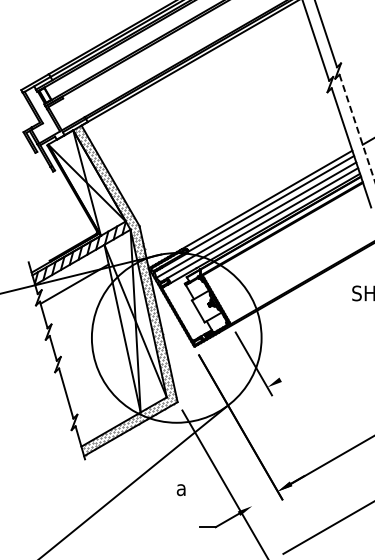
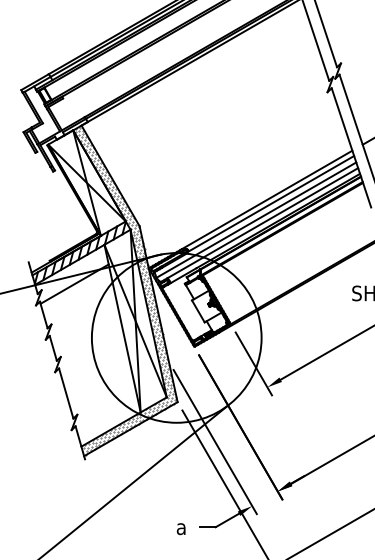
line: dashed -> solid (357, 128)
line: none -> present (325, 353)
line: none -> present (214, 442)
text position: (180, 490) -> (180, 529) (180, 529)
line position: (327, 527) -> (331, 533) (331, 533)
